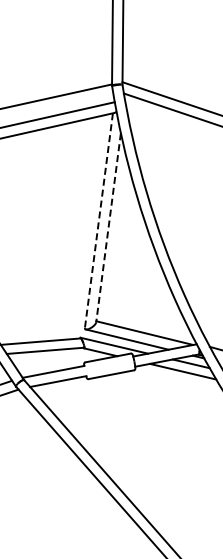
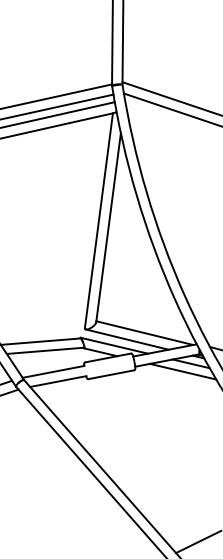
line: none -> present (57, 106)
line: dashed -> solid (98, 221)
line: dashed -> solid (108, 228)
line: none -> present (197, 542)
